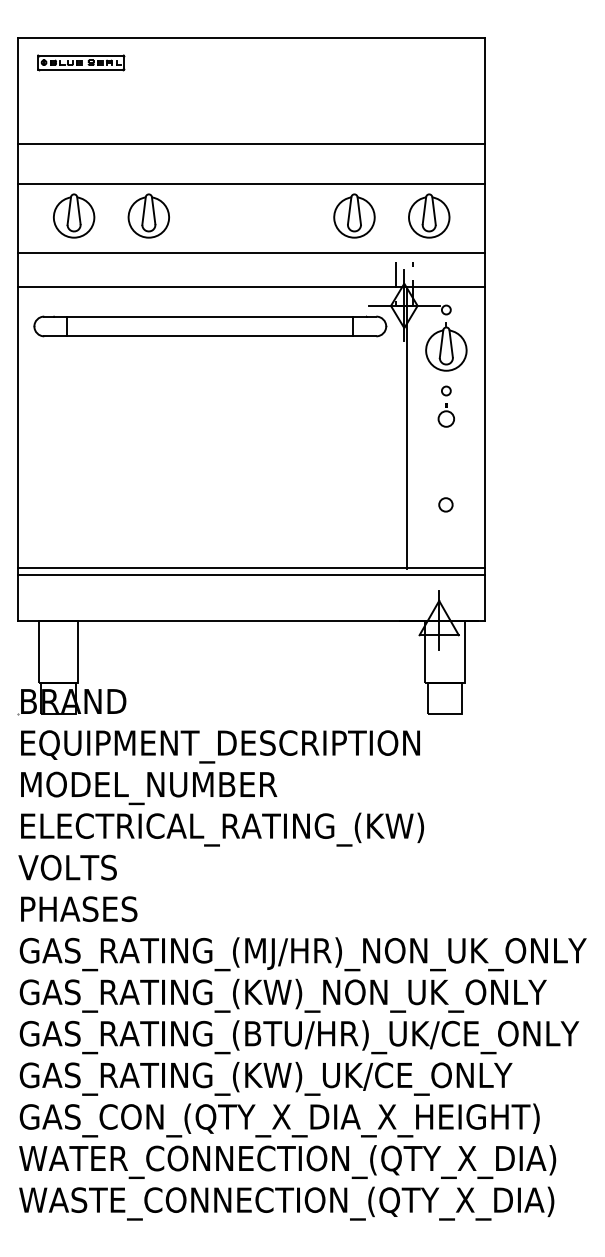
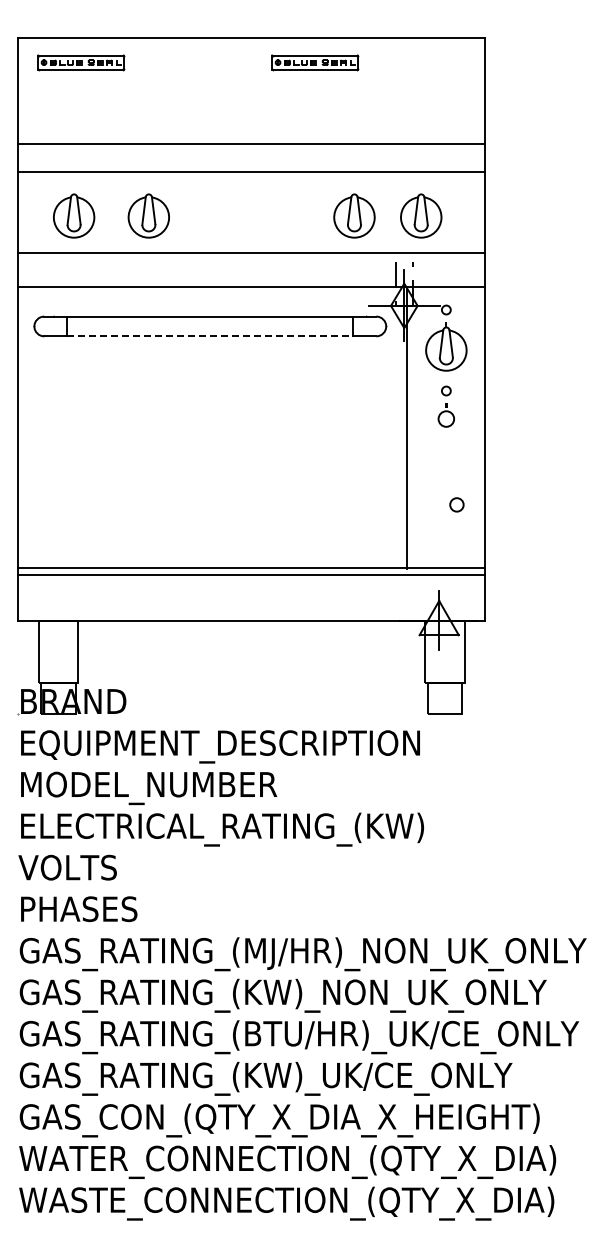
part: none -> present (315, 62)
line position: (251, 184) -> (251, 172) (251, 172)
part position: (429, 215) -> (421, 215) (421, 215)
line: solid -> dashed (210, 336)
circle position: (445, 504) -> (456, 504) (456, 504)
